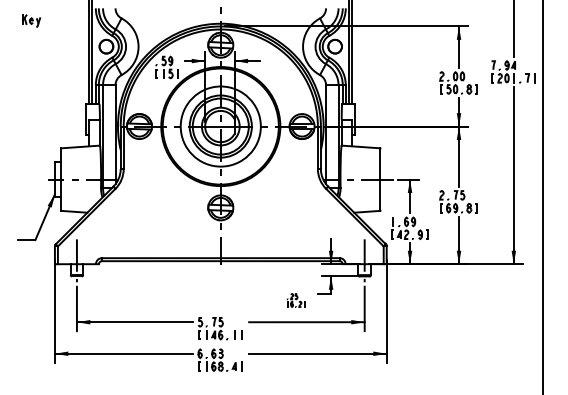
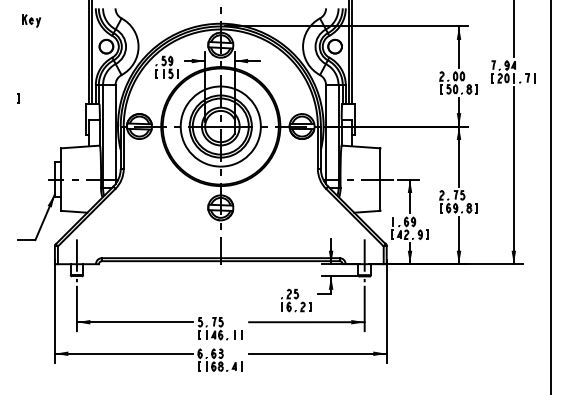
line: none -> present (18, 98)
line position: (542, 196) -> (550, 196) (550, 196)
part size: 20x15 px -> 31x25 px (296, 300)
